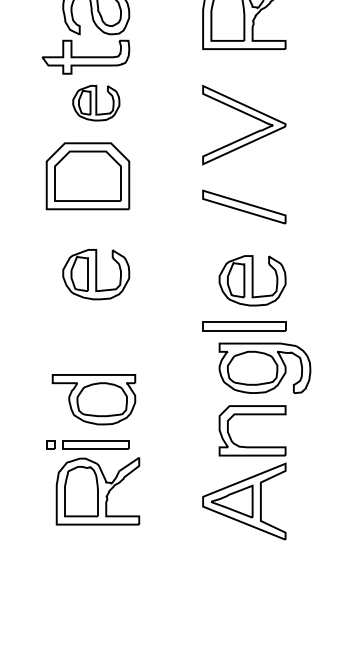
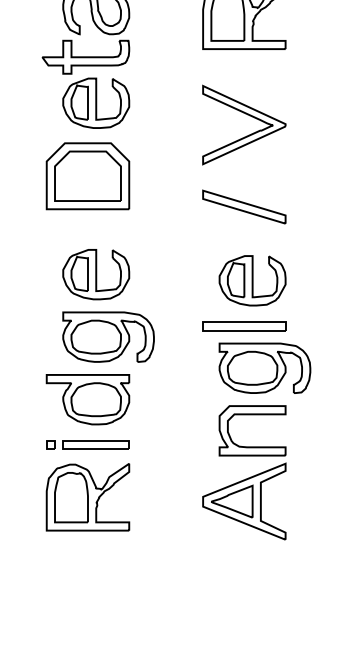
part size: 49x37 px -> 69x52 px (96, 102)
part: none -> present (108, 336)
part position: (93, 399) -> (87, 399) (87, 399)
part position: (97, 491) -> (87, 497) (87, 497)
